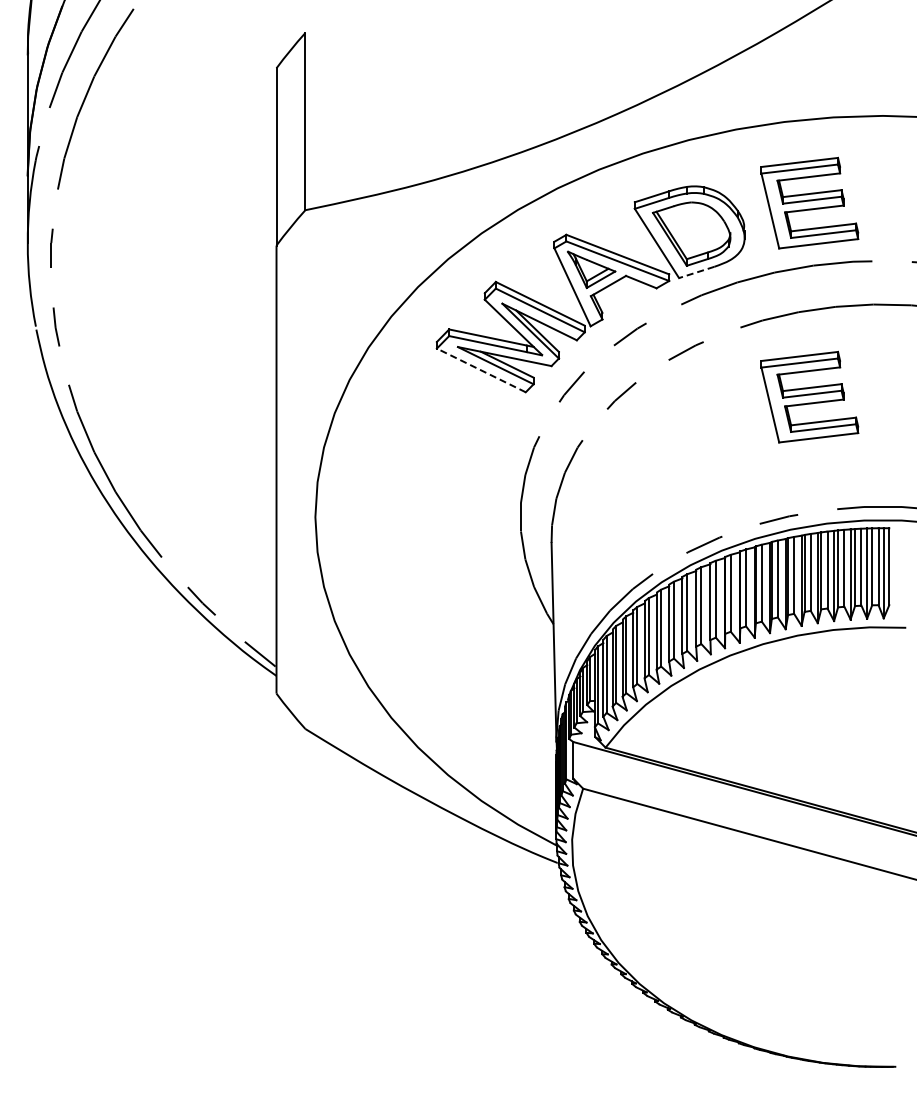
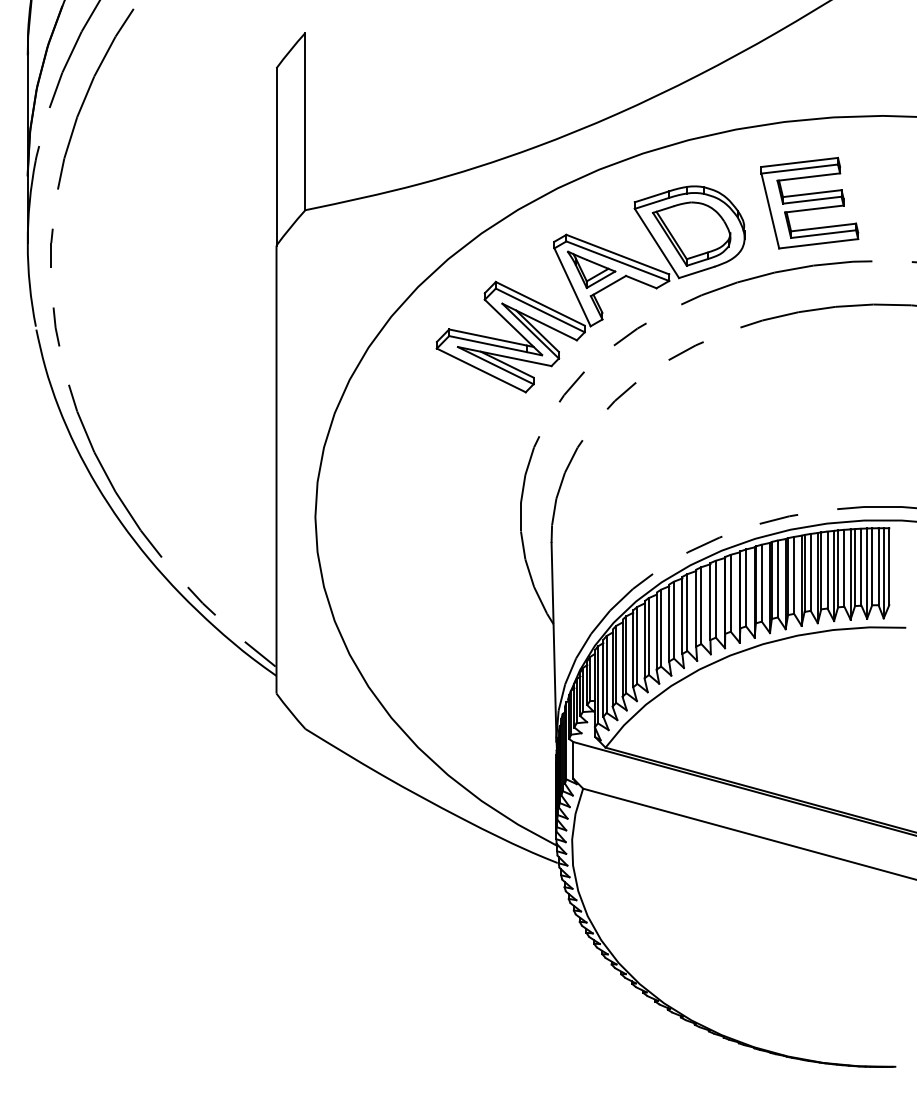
line: dashed -> solid (696, 272)
line: dashed -> solid (481, 370)
part: present -> none (809, 396)
